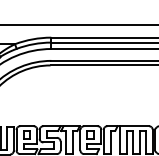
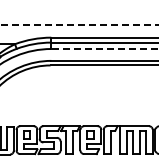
line: solid -> dashed (79, 24)
line: solid -> dashed (104, 49)
